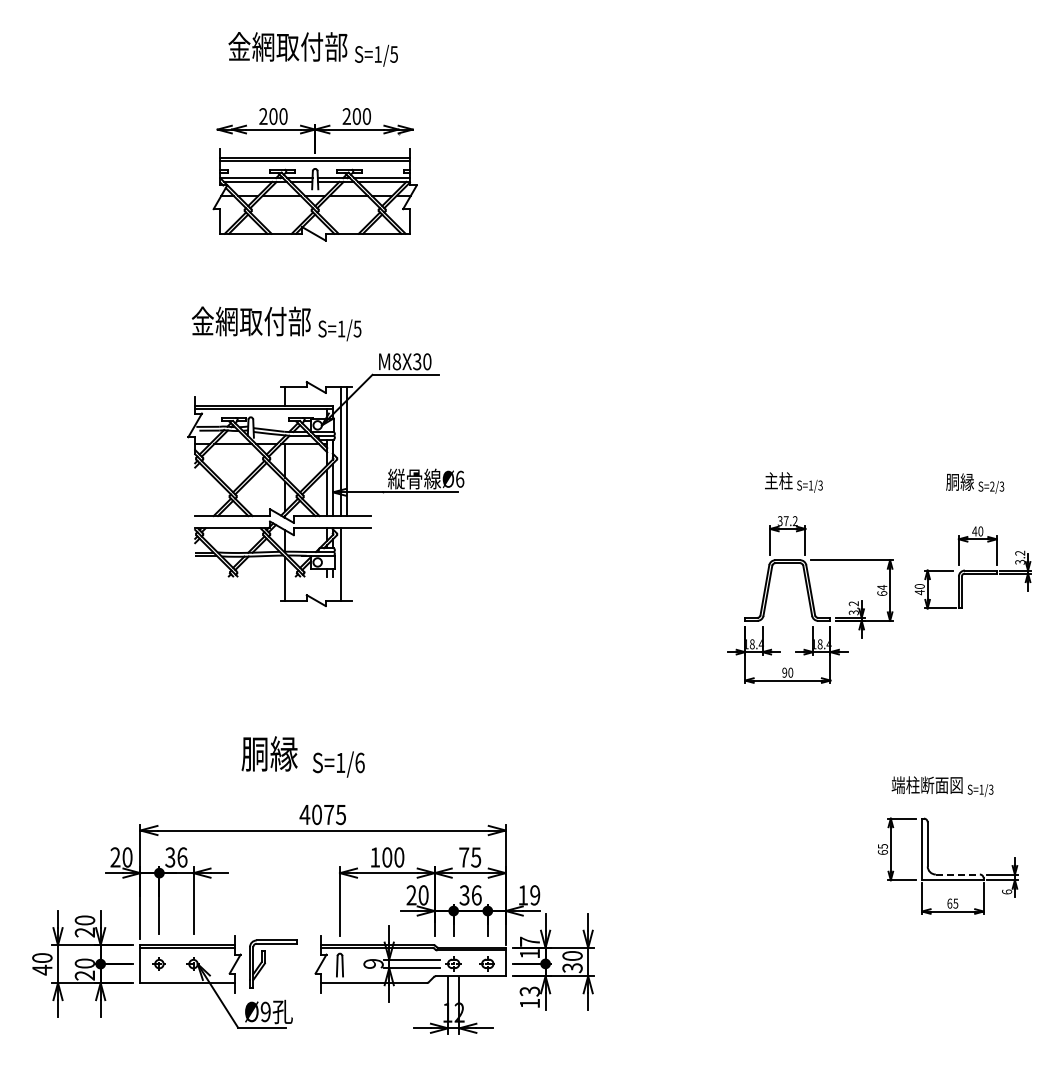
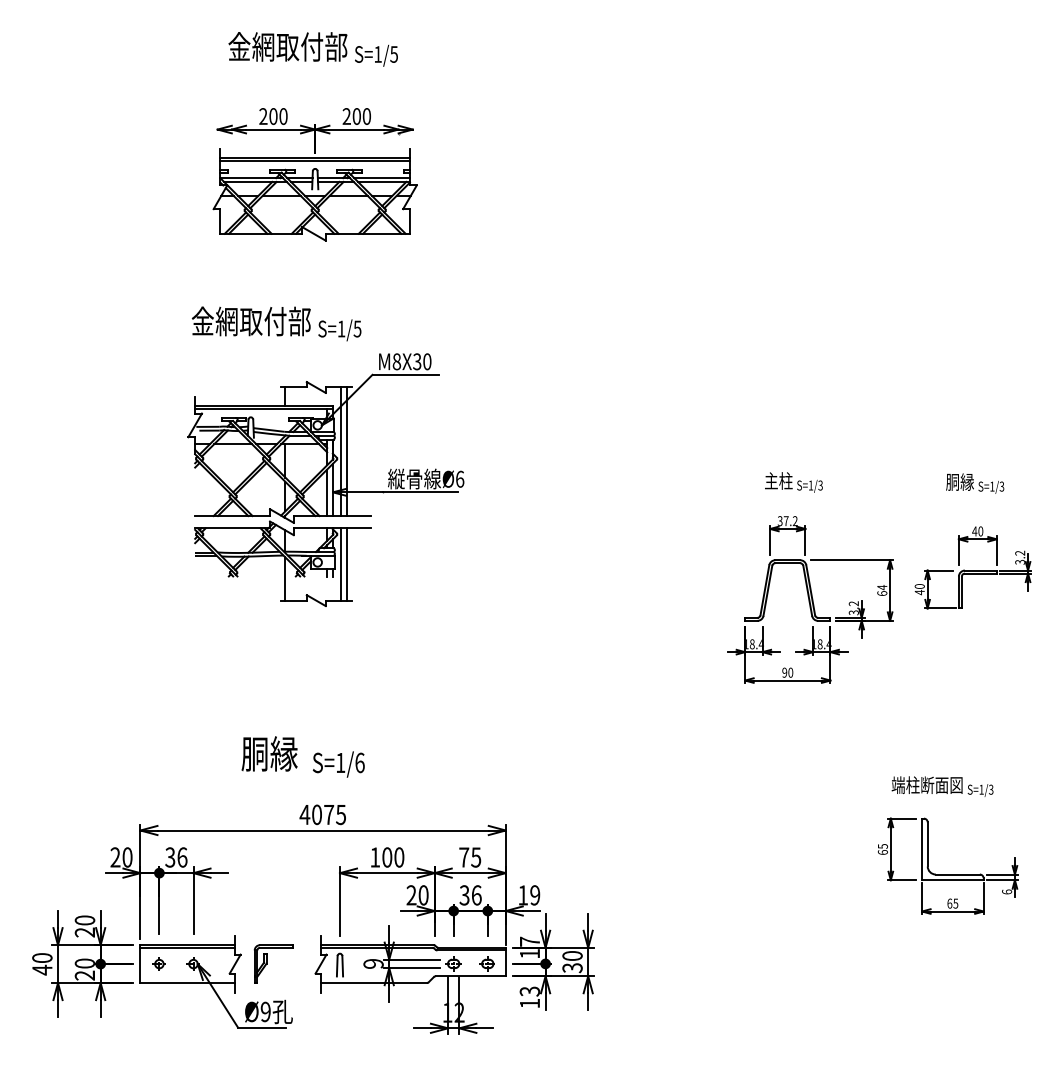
text: S=2/3 -> S=1/3 (992, 486)
line: none -> present (347, 564)
line: dashed -> solid (958, 874)
part size: 49x50 px -> 41x40 px (273, 963)
